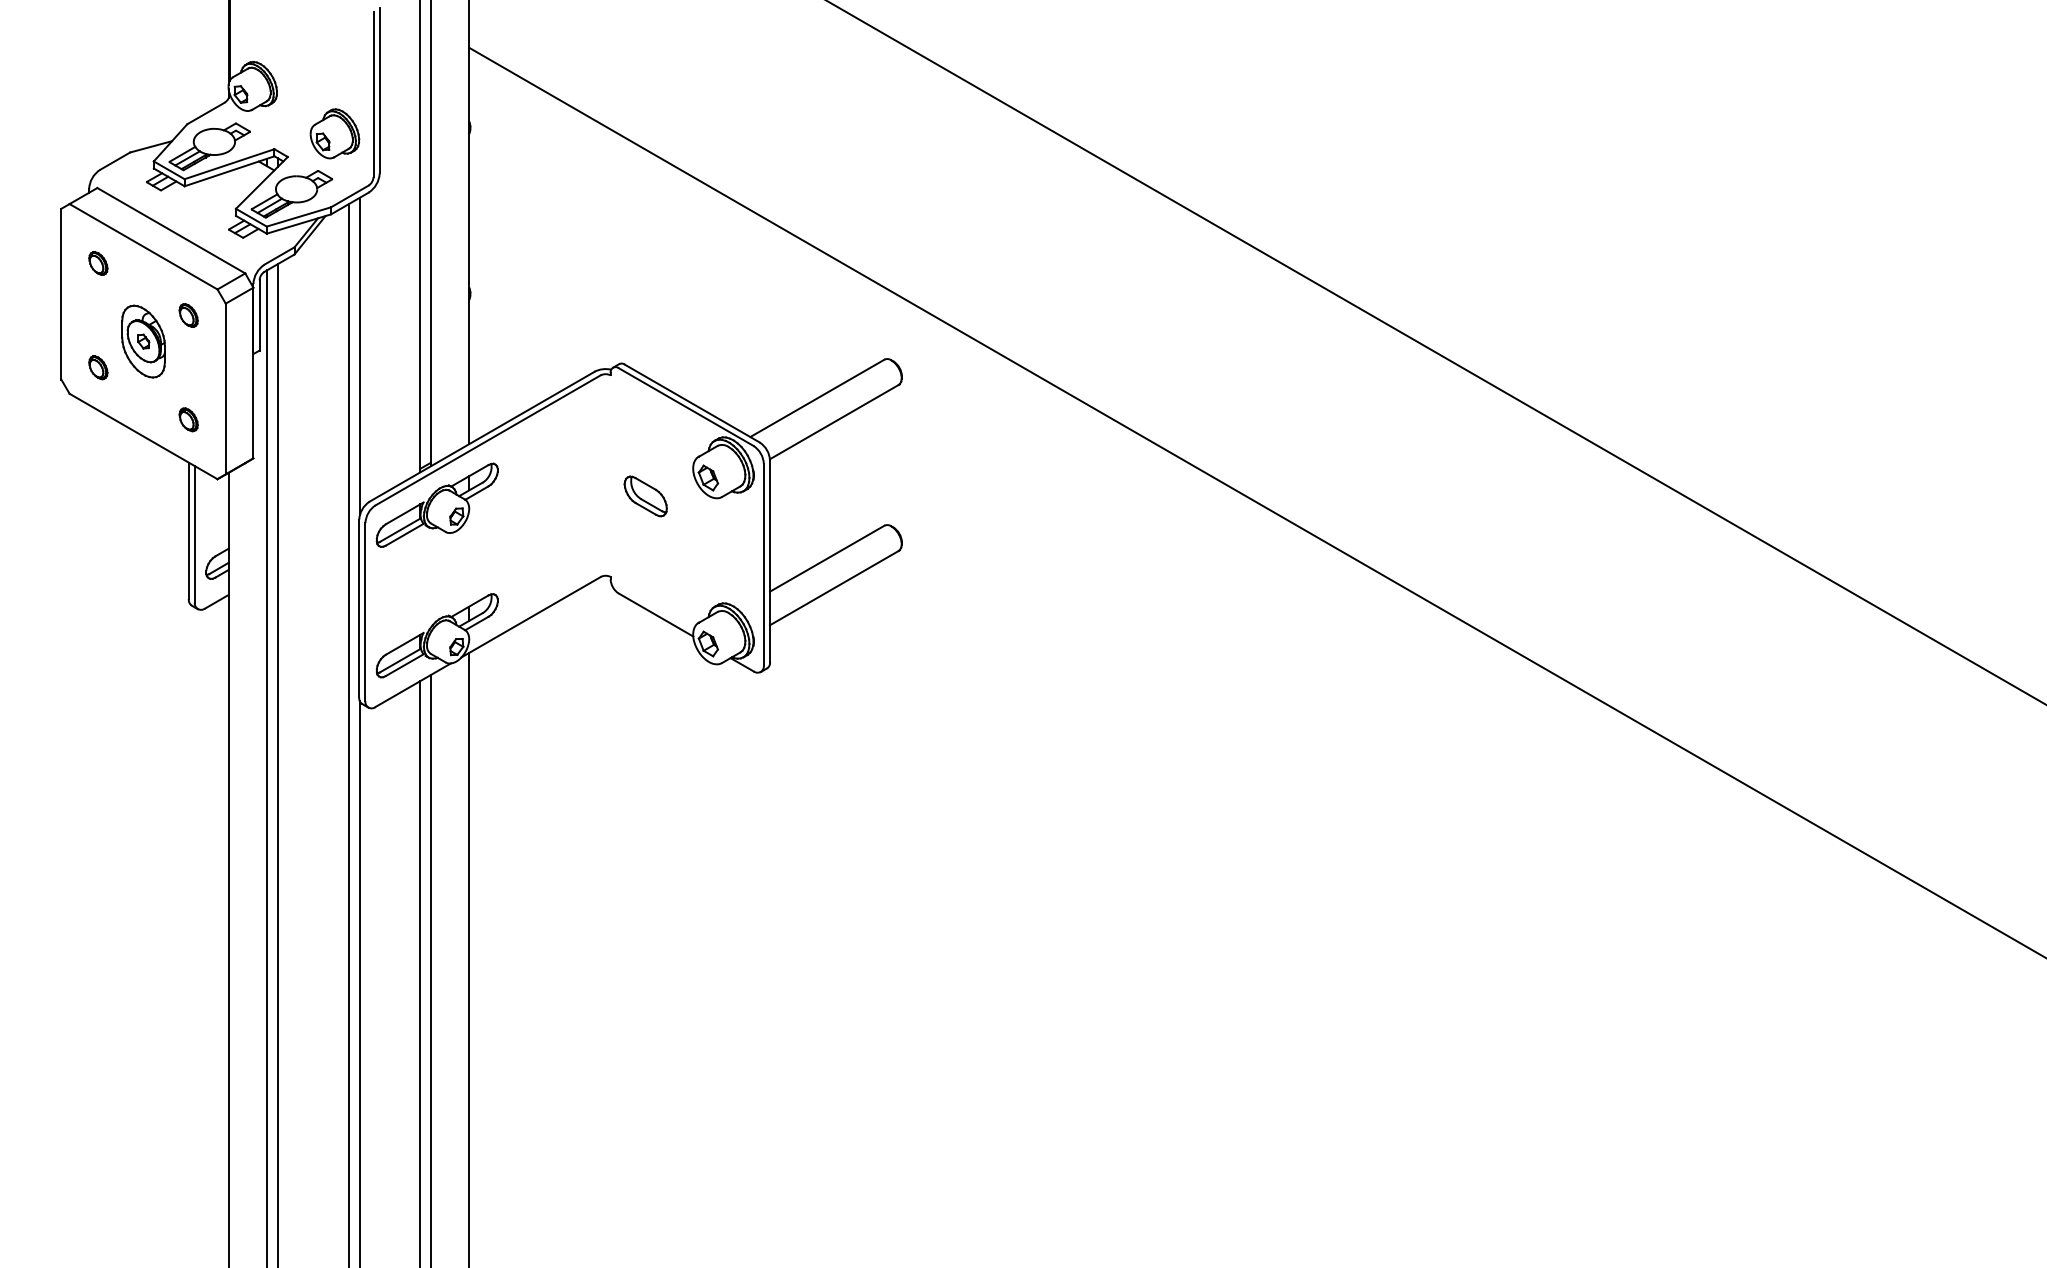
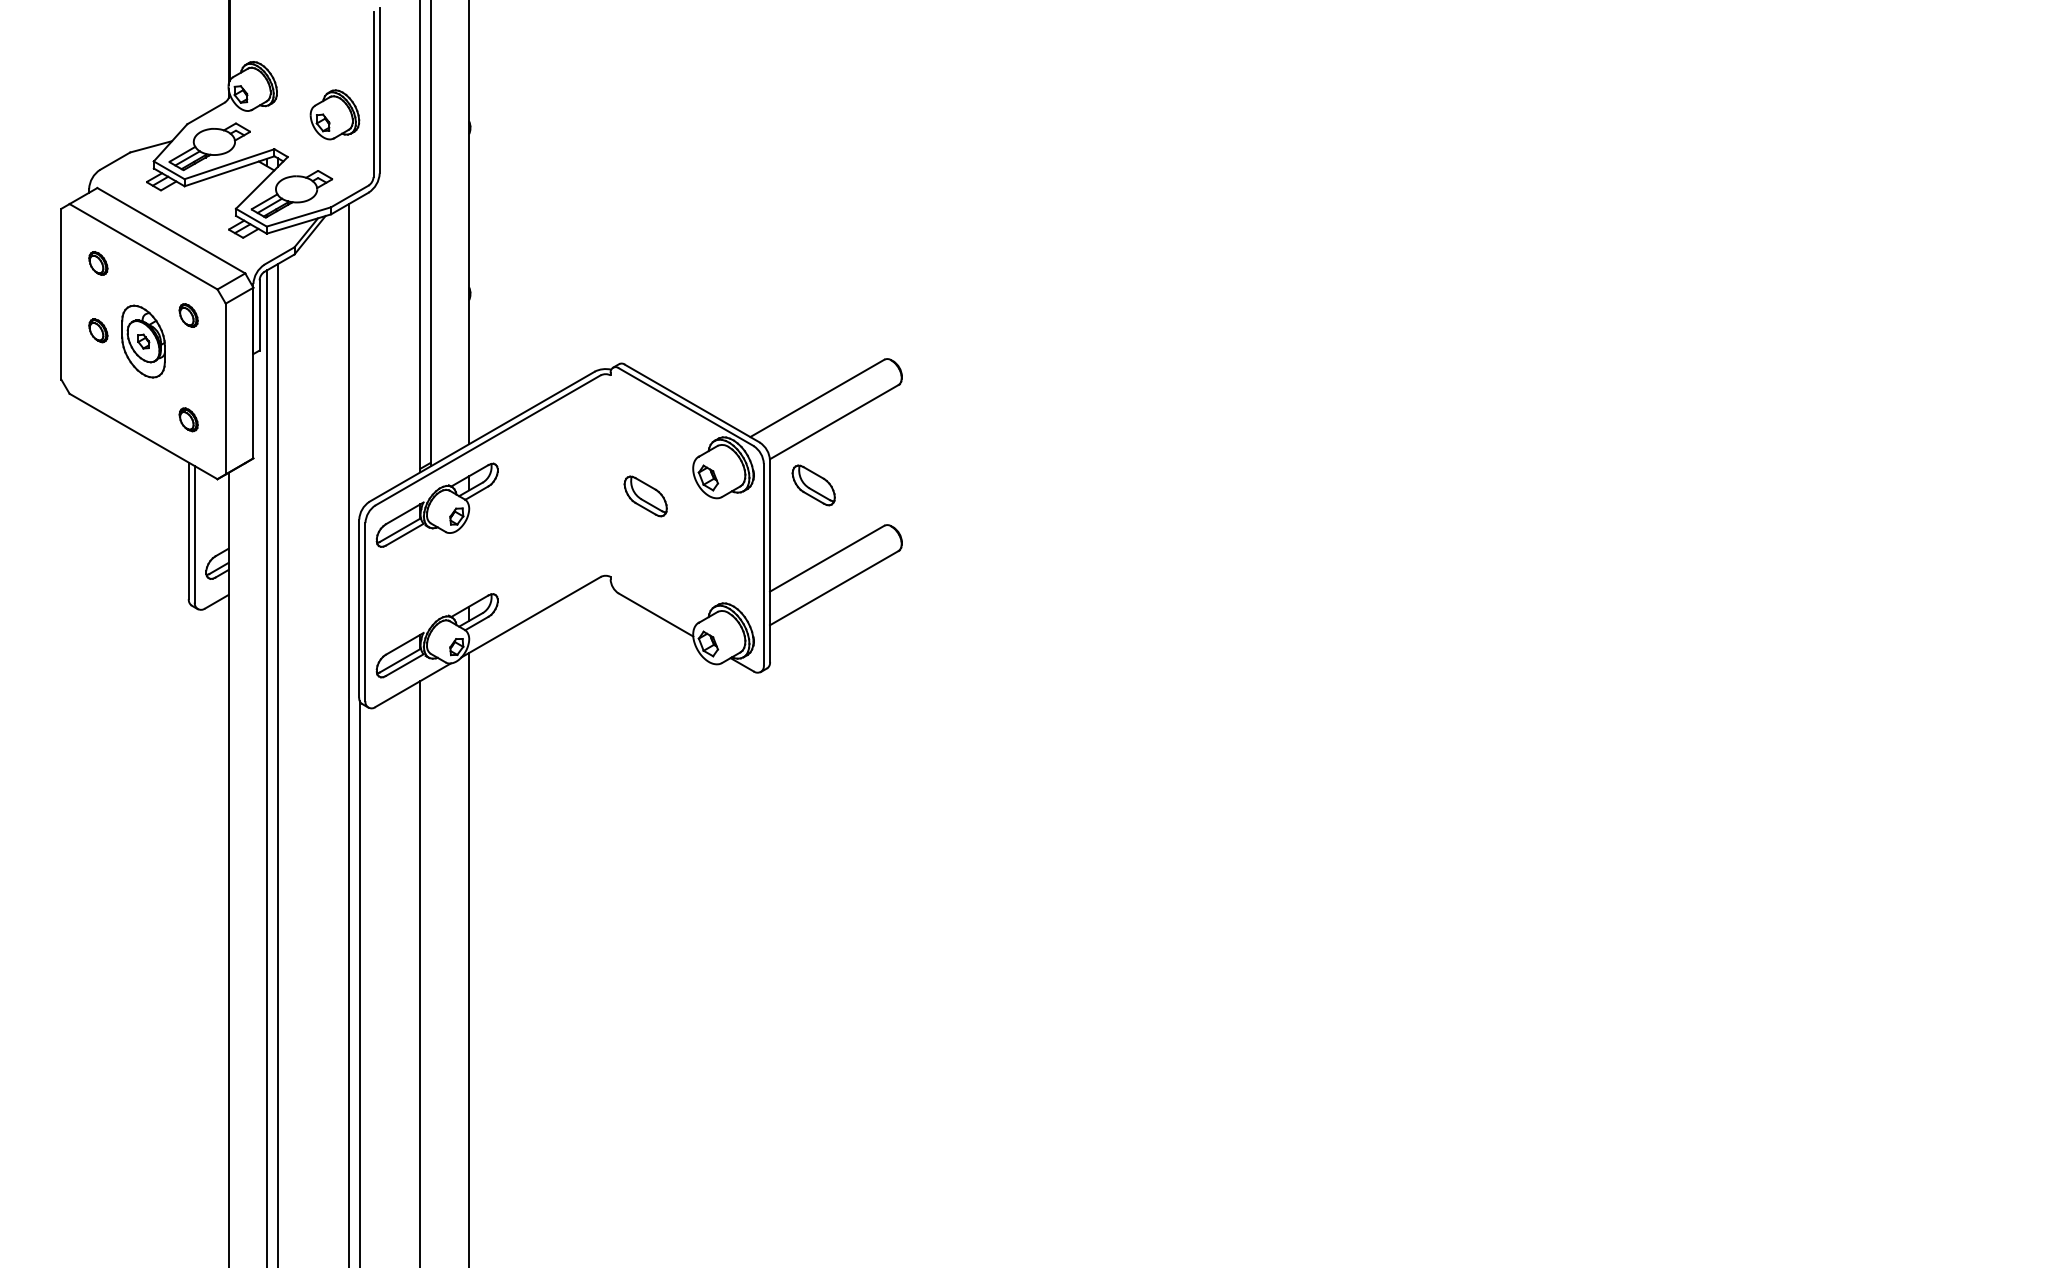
part position: (334, 133) -> (334, 114) (334, 114)
line: present -> none (1436, 352)
line: present -> none (359, 356)
part position: (98, 367) -> (98, 330) (98, 330)
part: none -> present (813, 485)
line: present -> none (1256, 501)
line: present -> none (430, 969)
